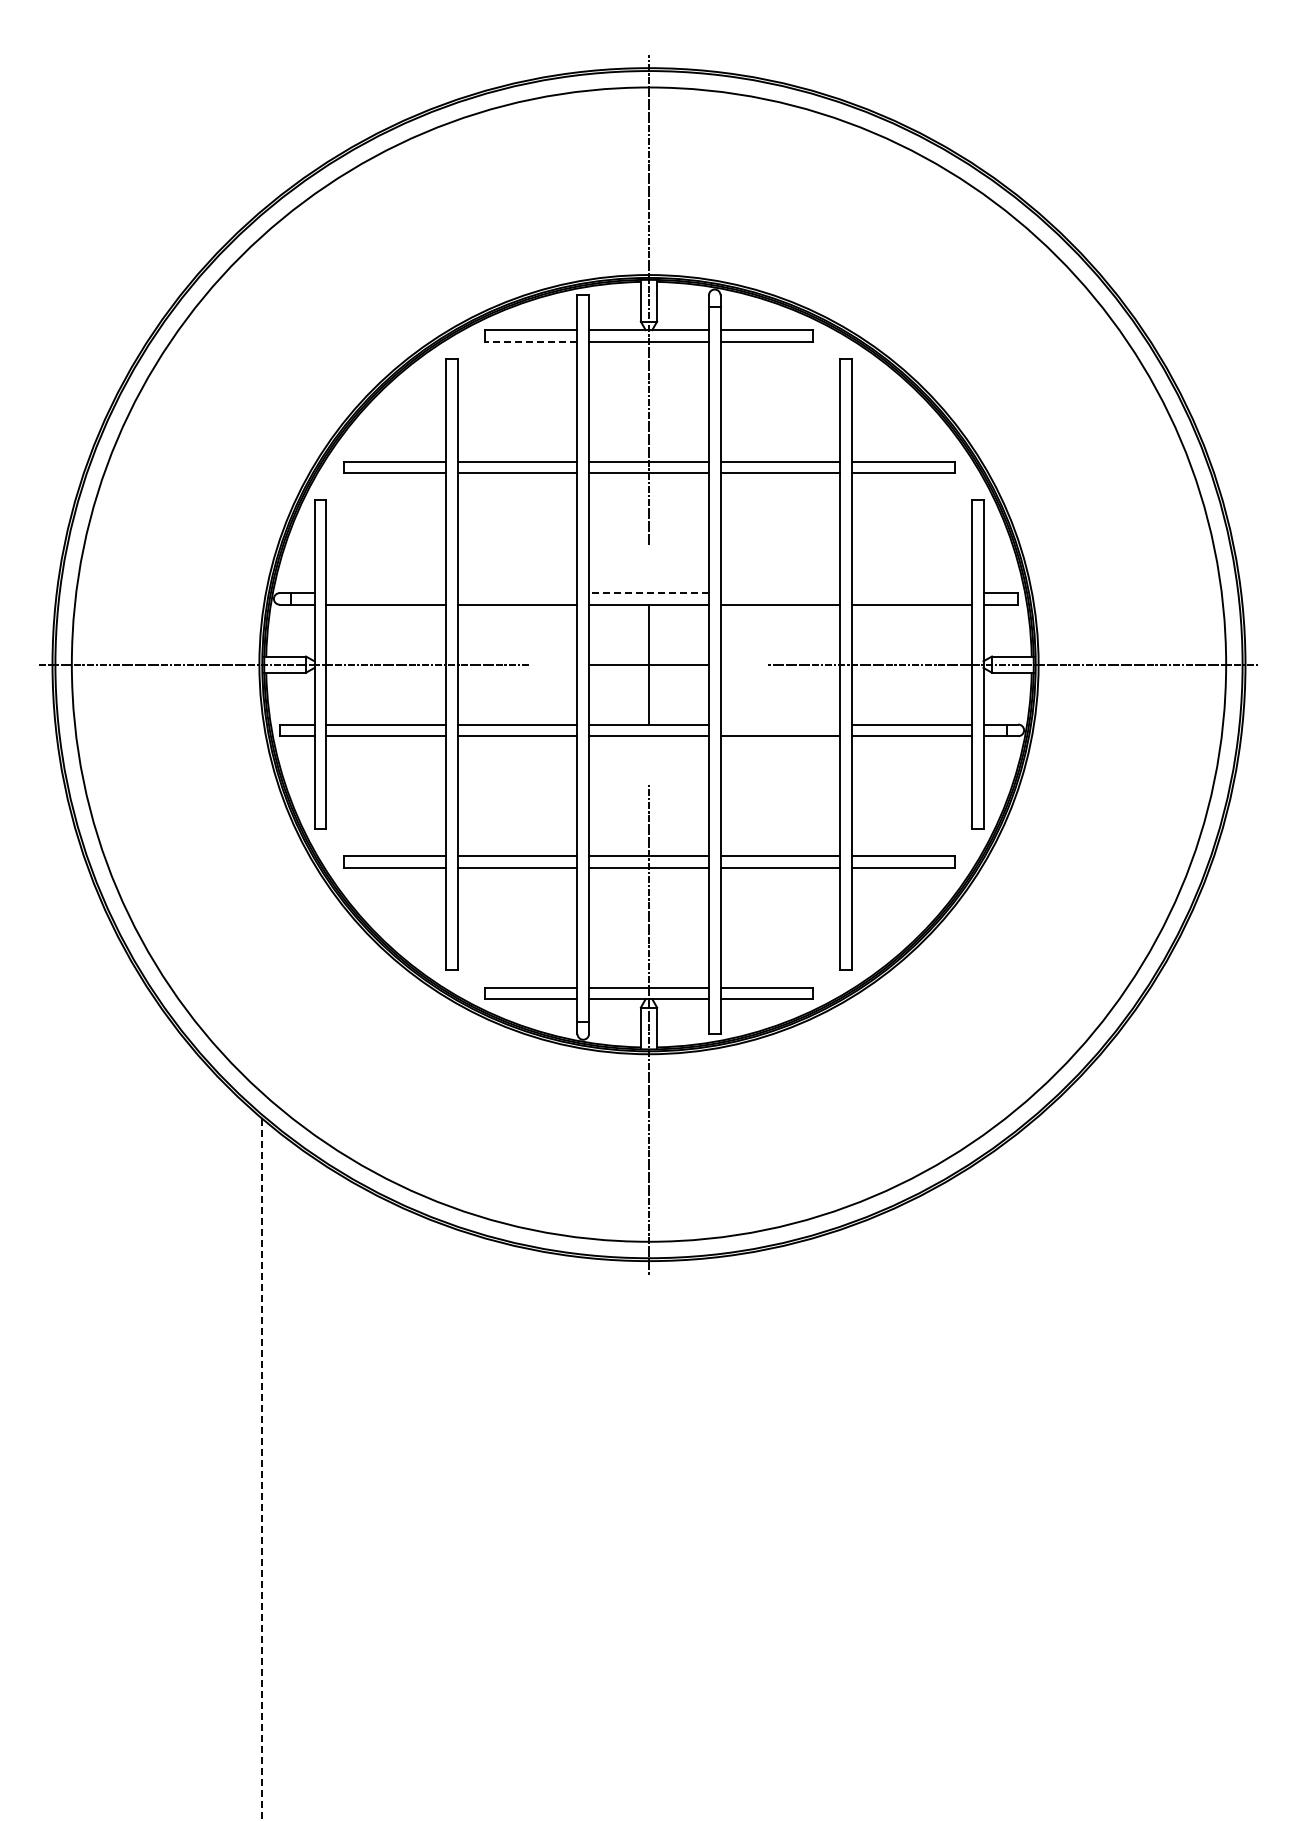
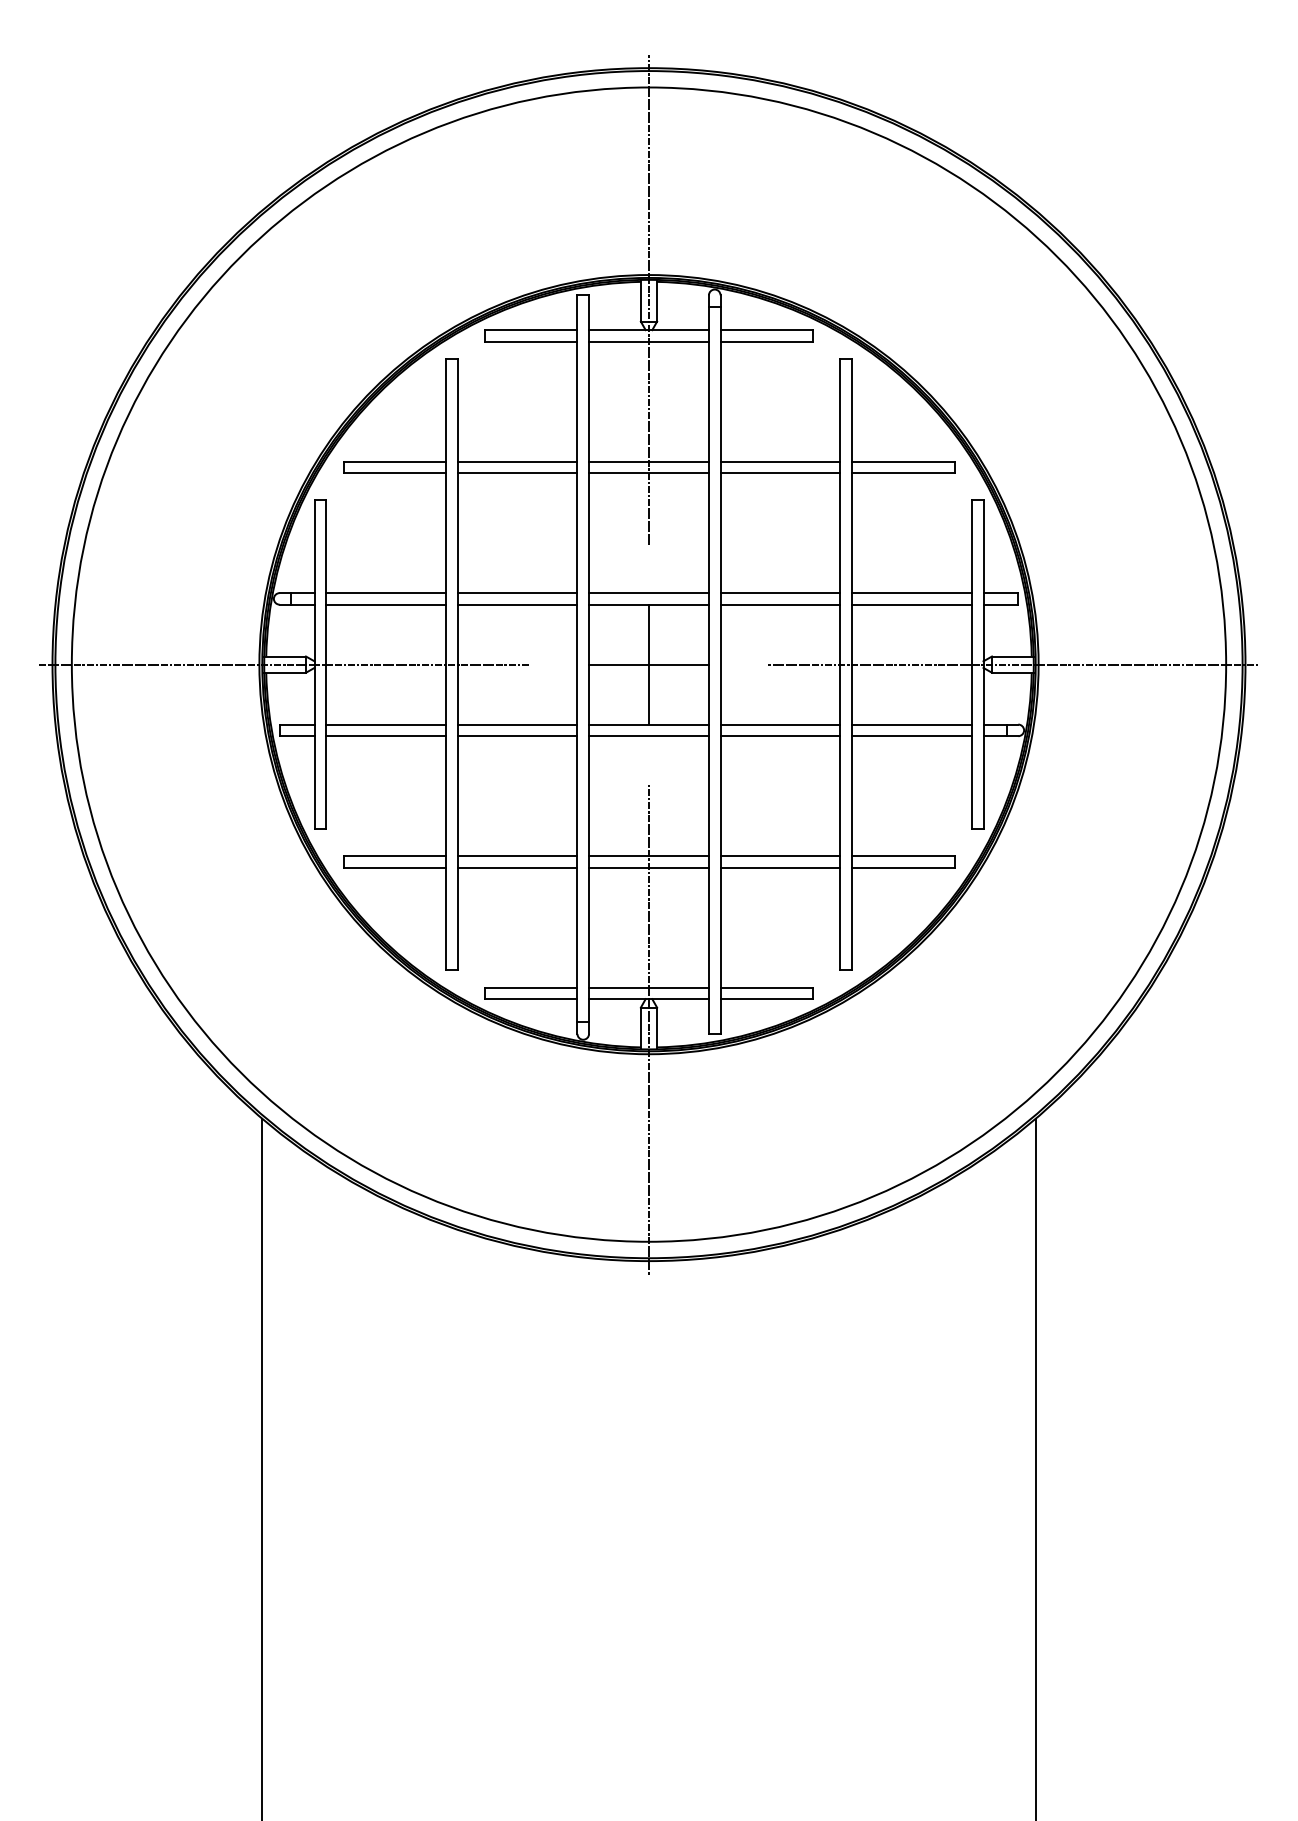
line: dashed -> solid (530, 341)
line: none -> present (385, 593)
line: none -> present (517, 593)
line: dashed -> solid (649, 593)
line: none -> present (780, 593)
line: none -> present (911, 593)
line: none -> present (780, 724)
line: none -> present (1035, 1467)
line: dashed -> solid (262, 1470)
